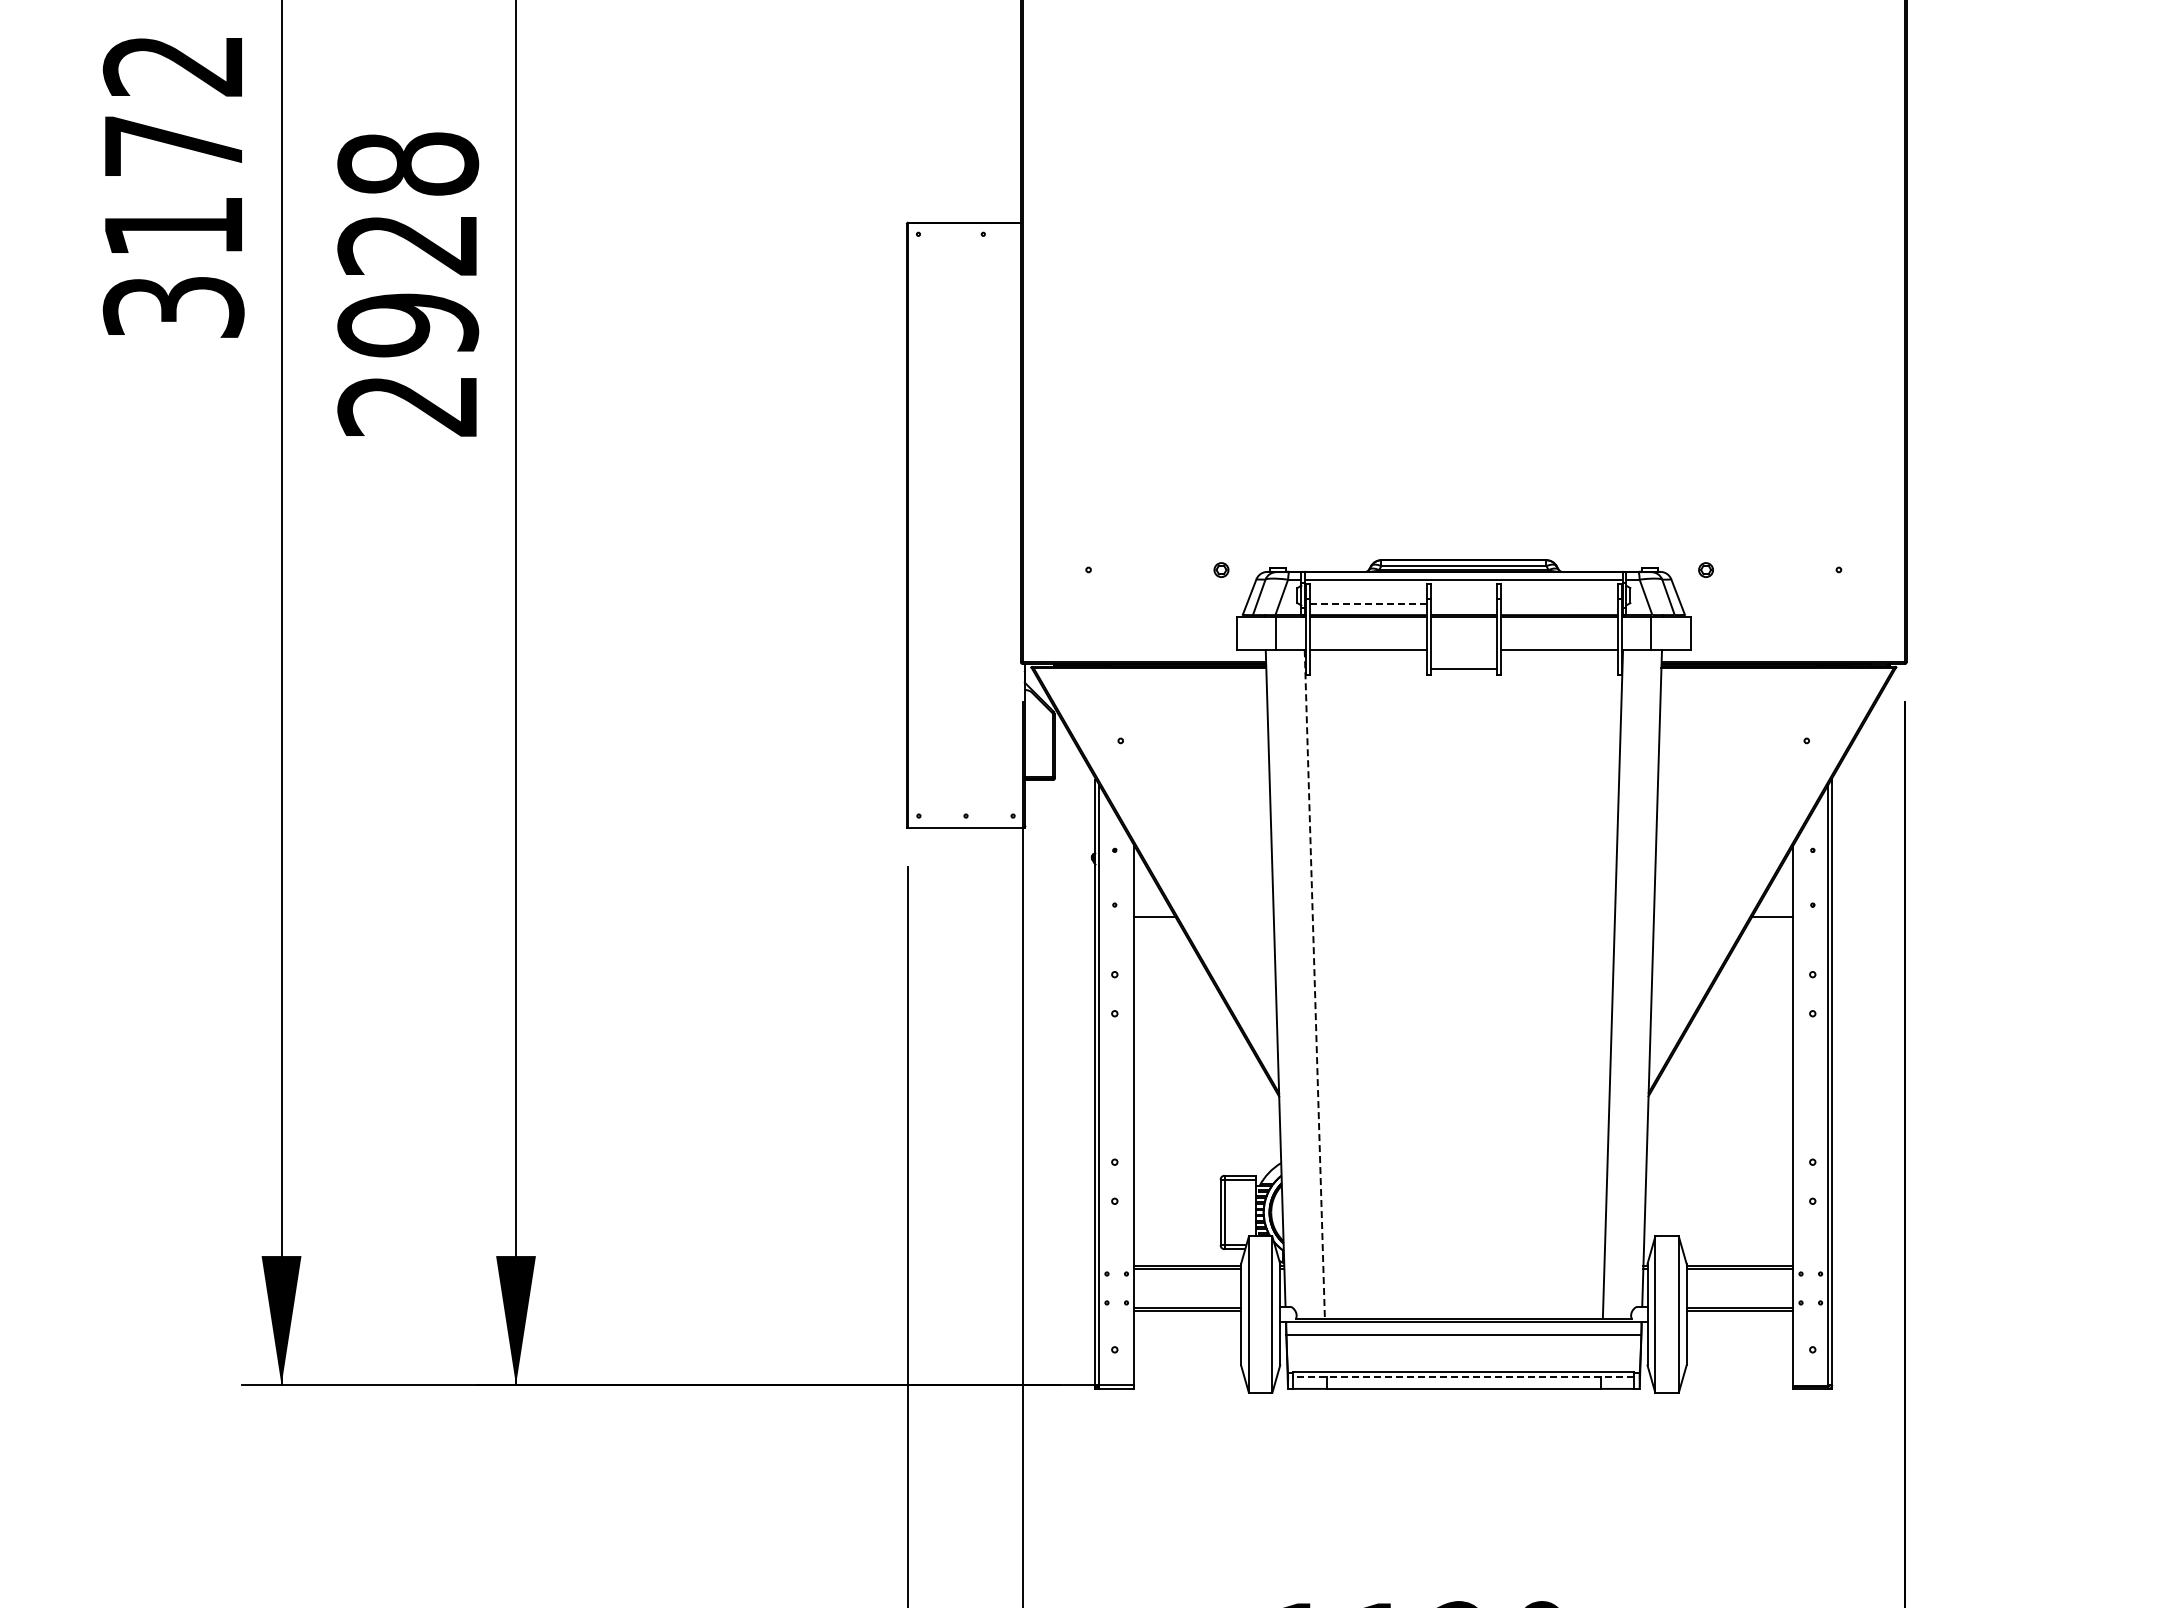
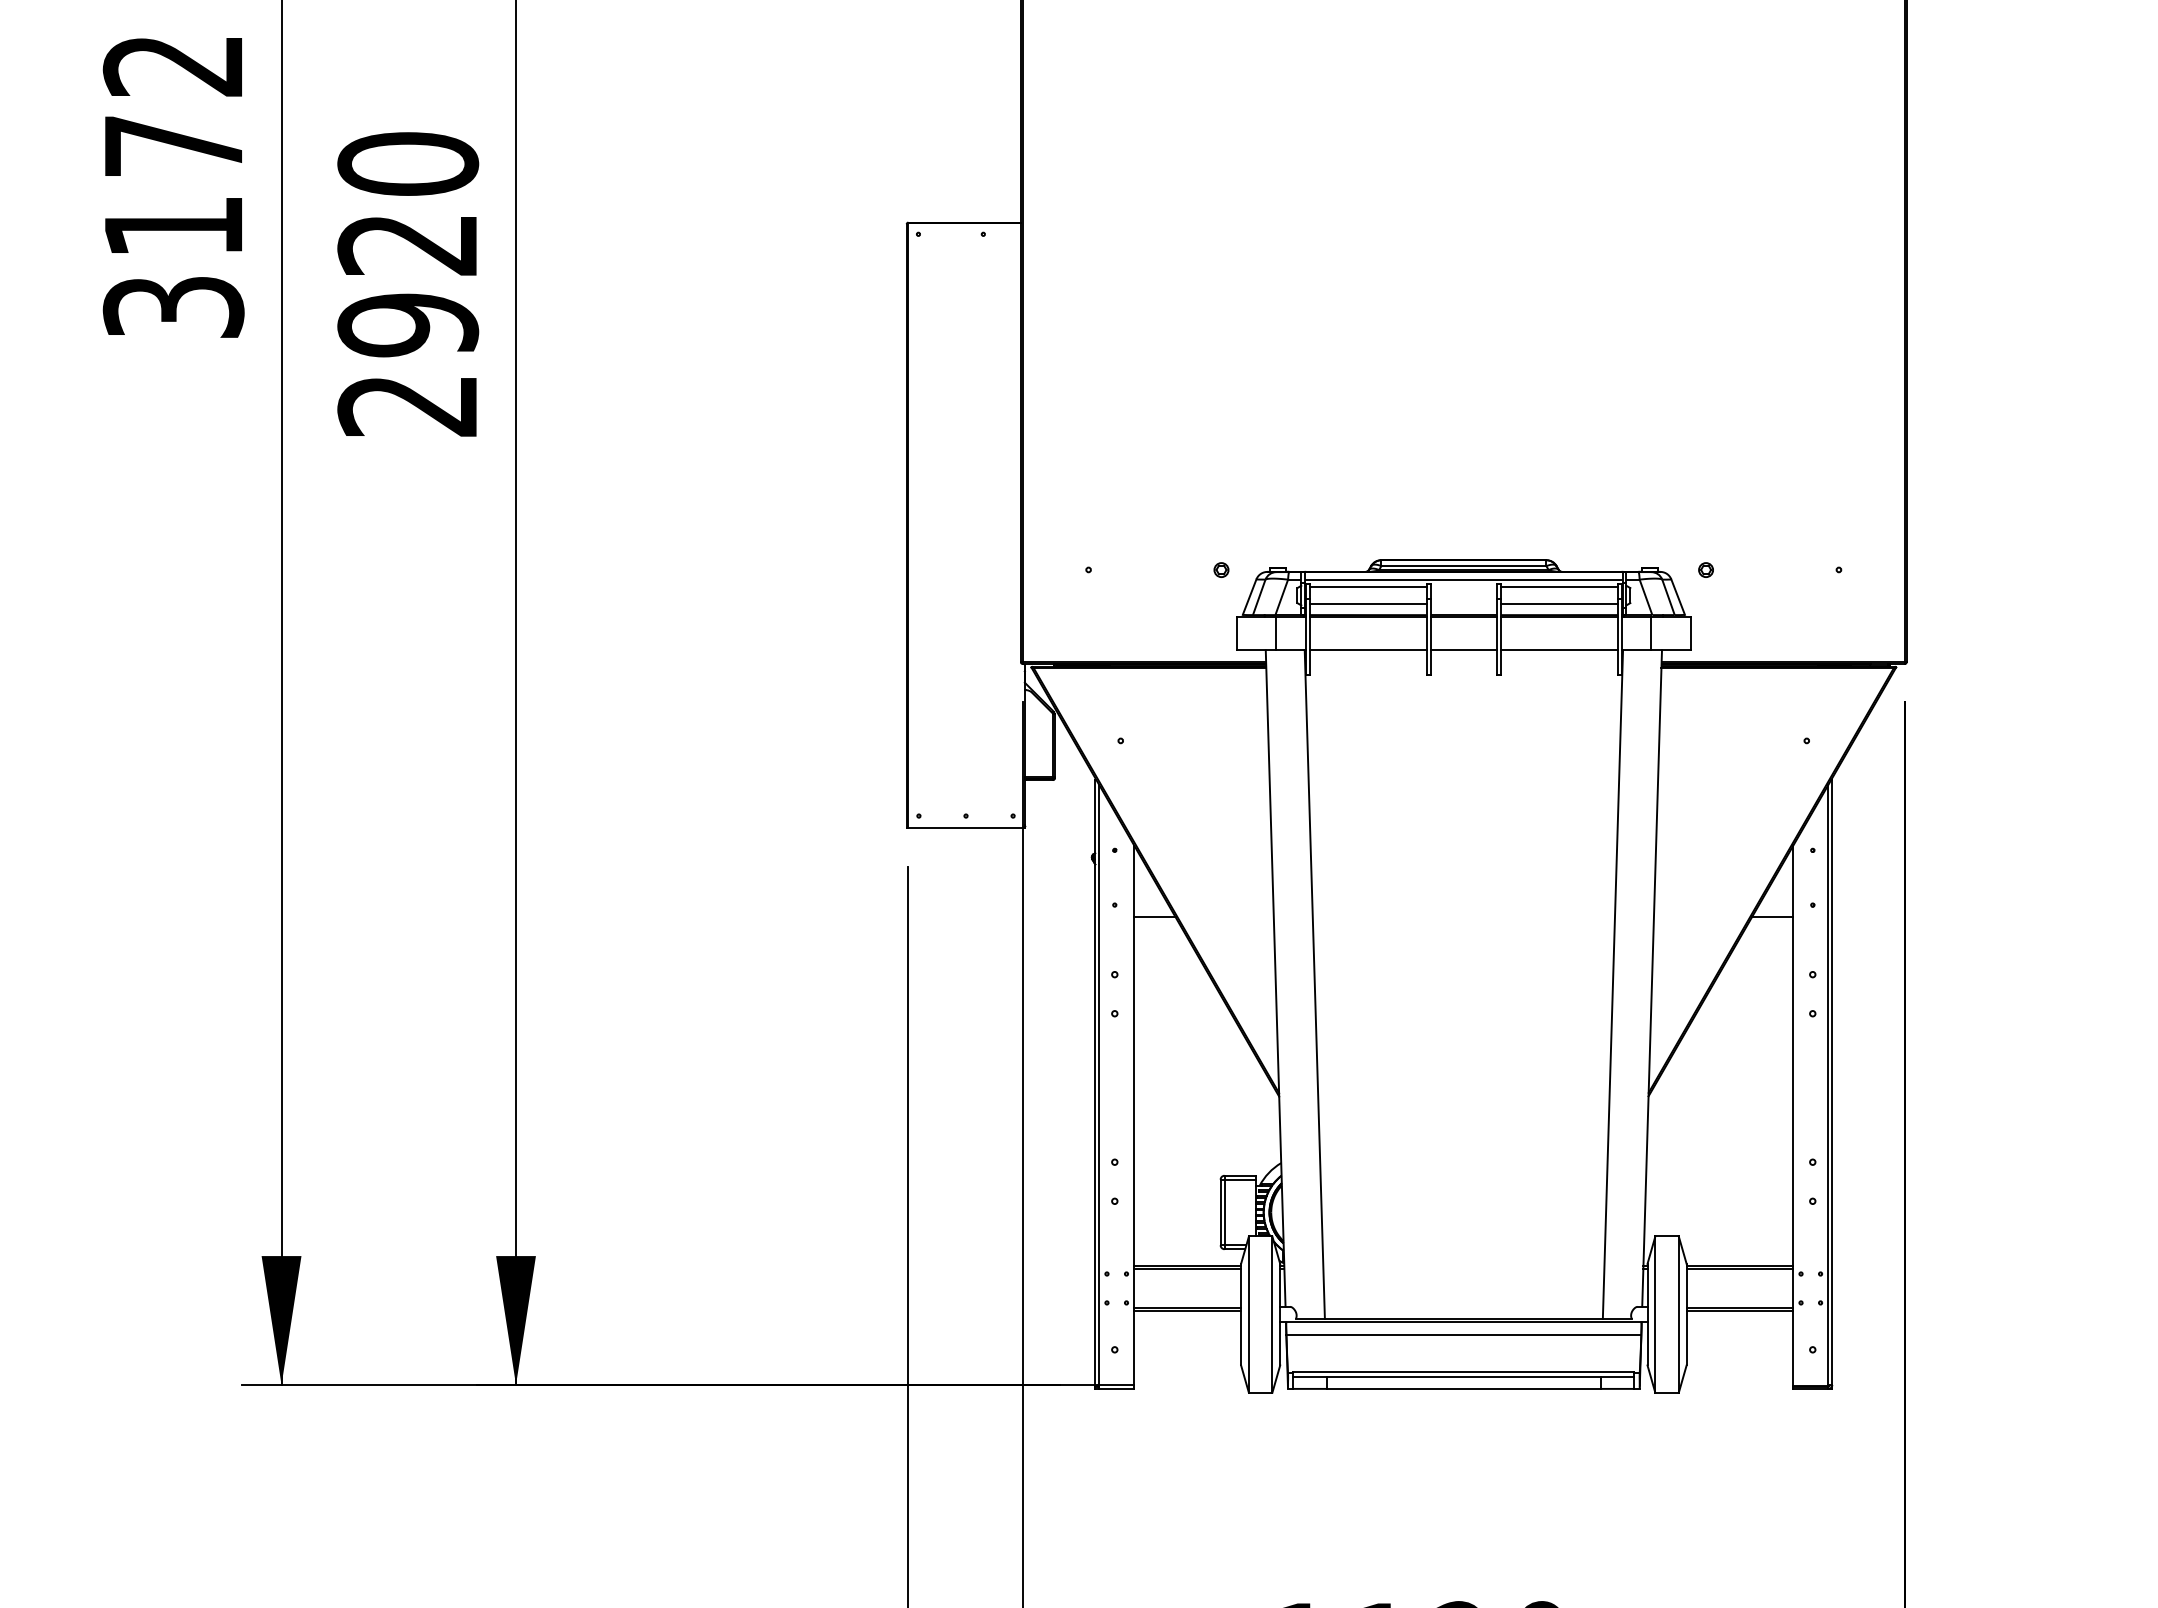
text: 2928 -> 2920 (407, 163)
line: none -> present (1367, 586)
line: none -> present (1559, 586)
line: dashed -> solid (1368, 604)
line: none -> present (1559, 604)
line position: (1463, 669) -> (1463, 650) (1463, 650)
line: dashed -> solid (1314, 984)
line: dashed -> solid (1463, 1377)
